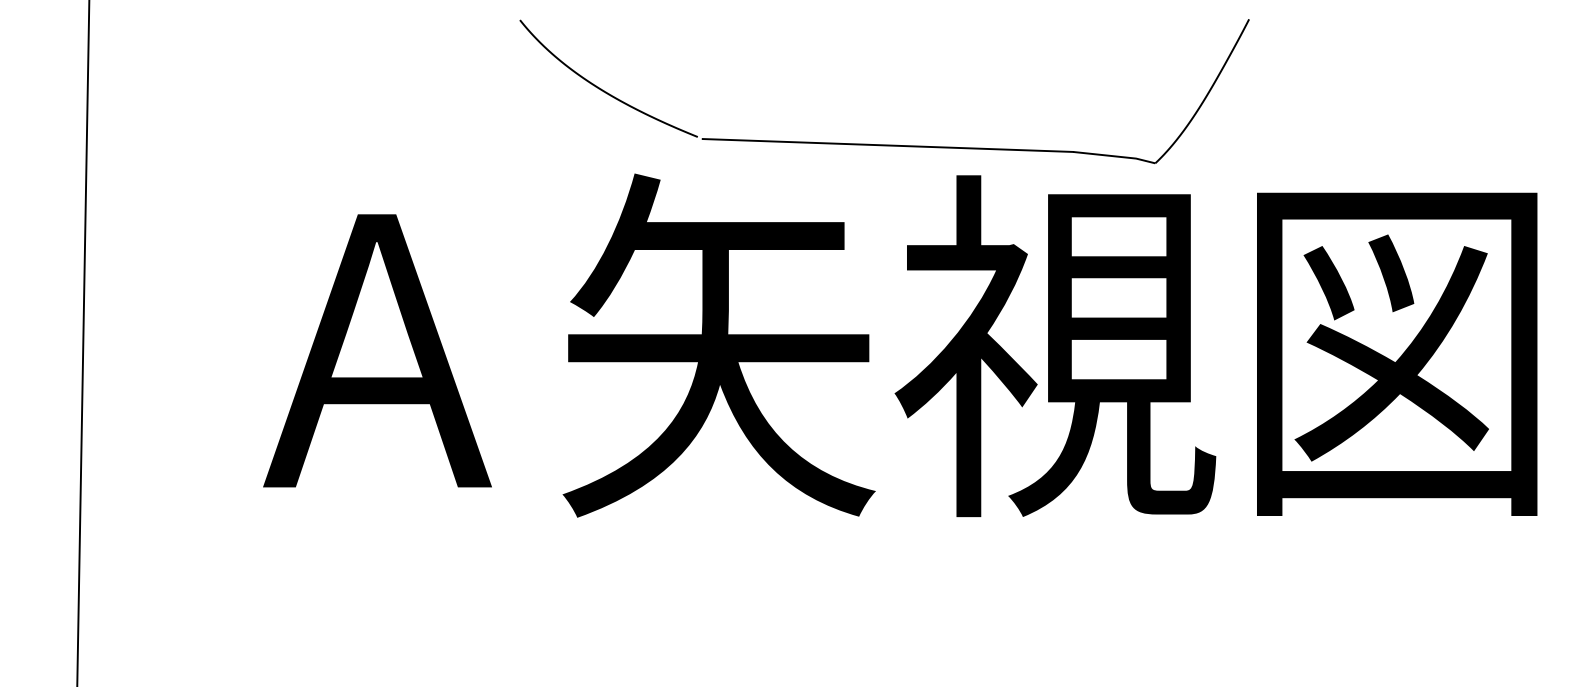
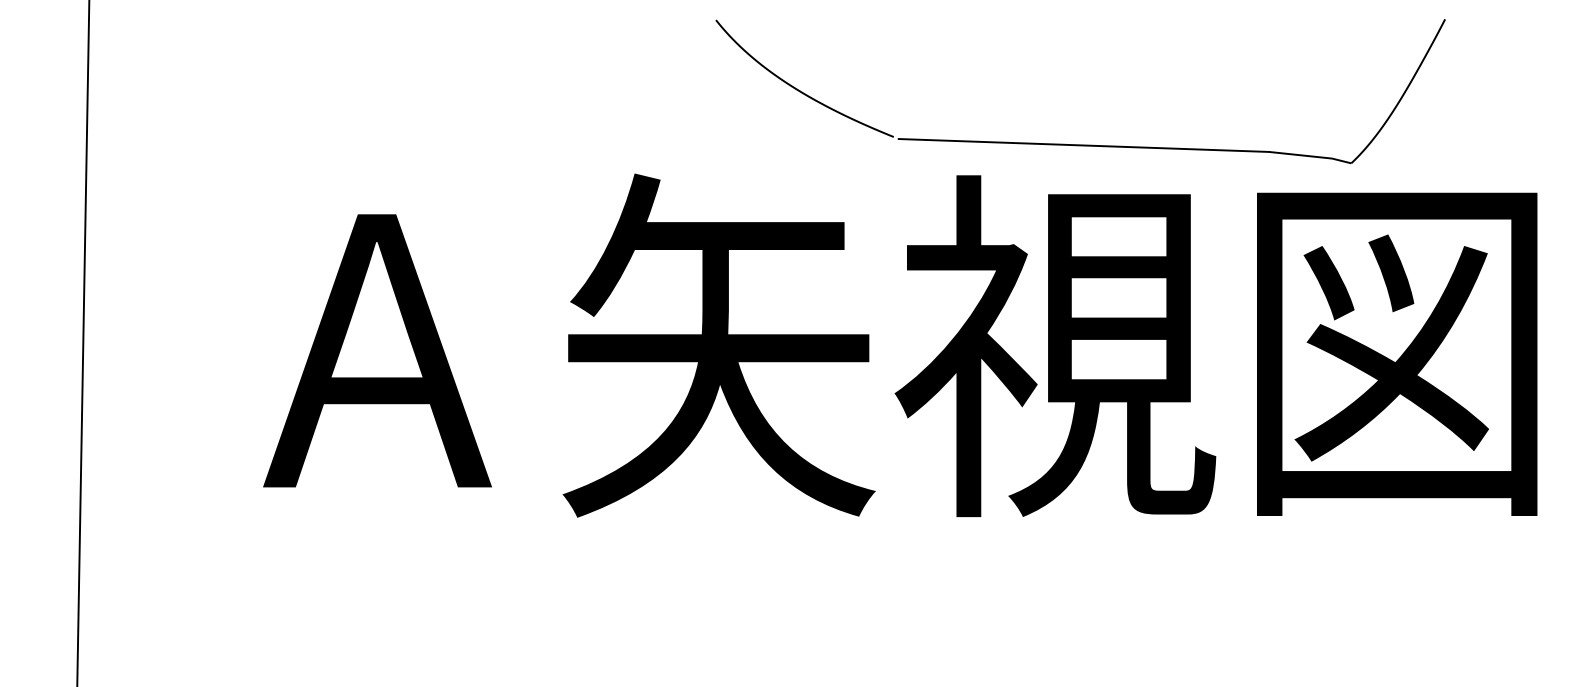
part position: (884, 144) -> (1080, 144) (1080, 144)
